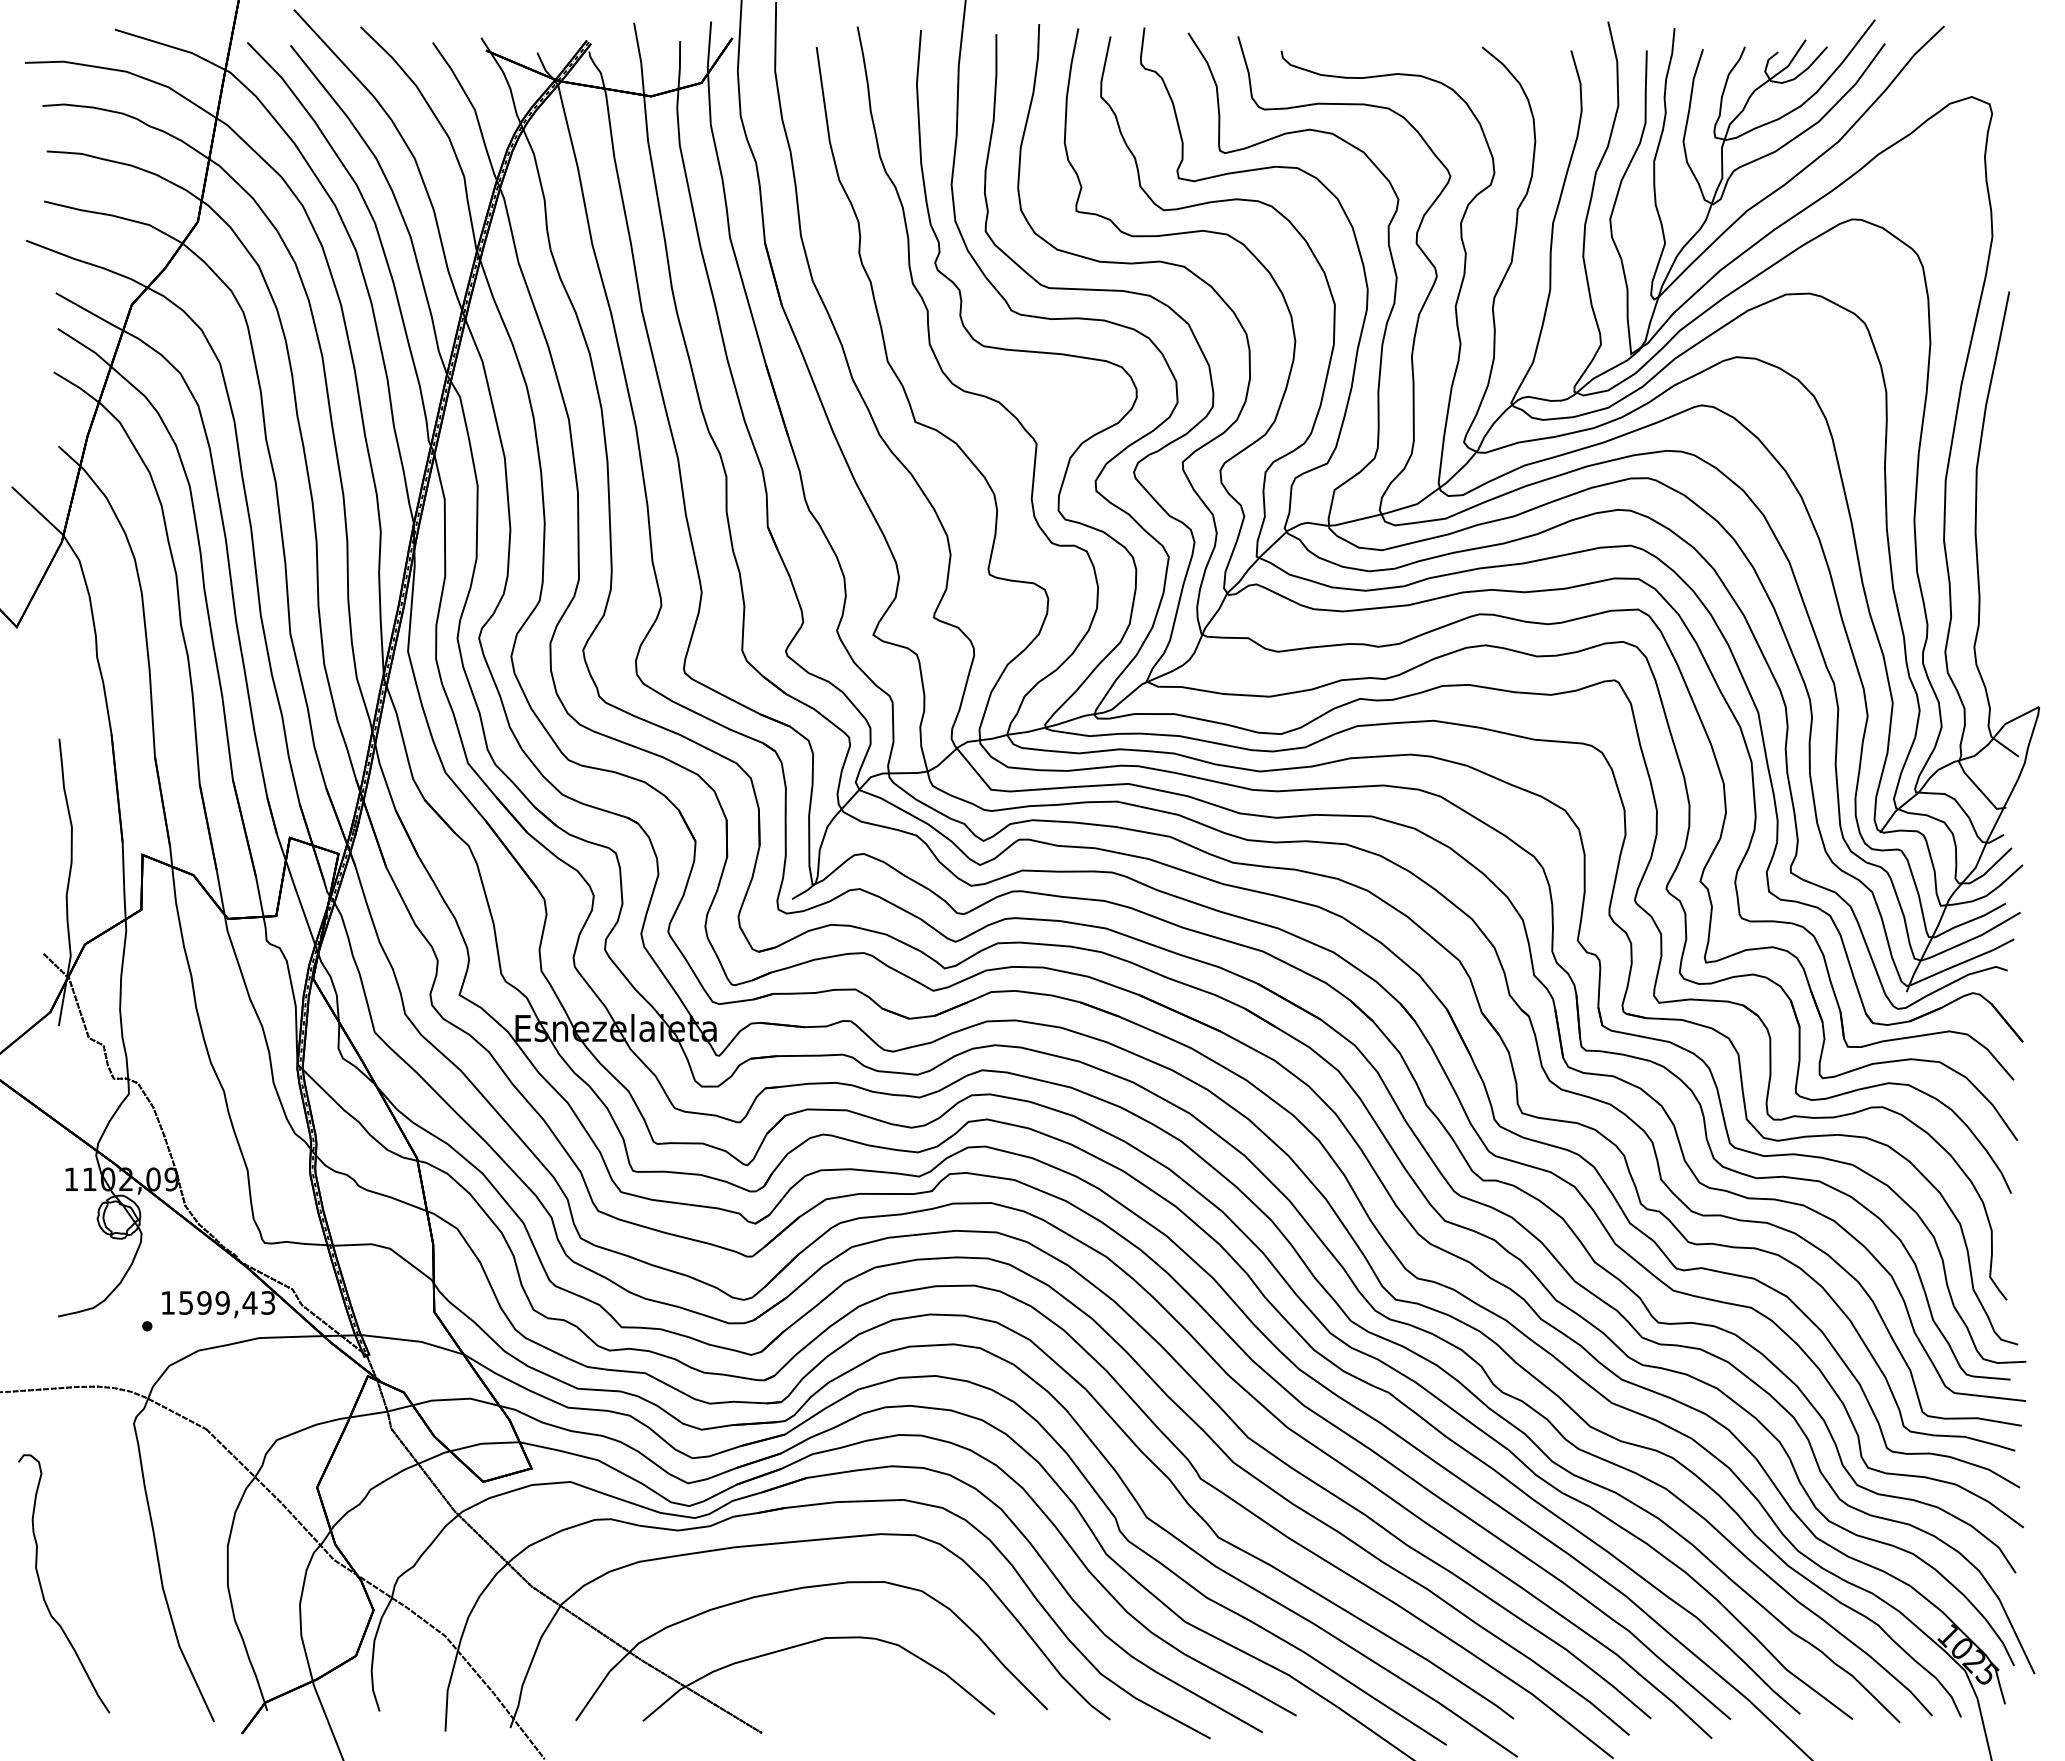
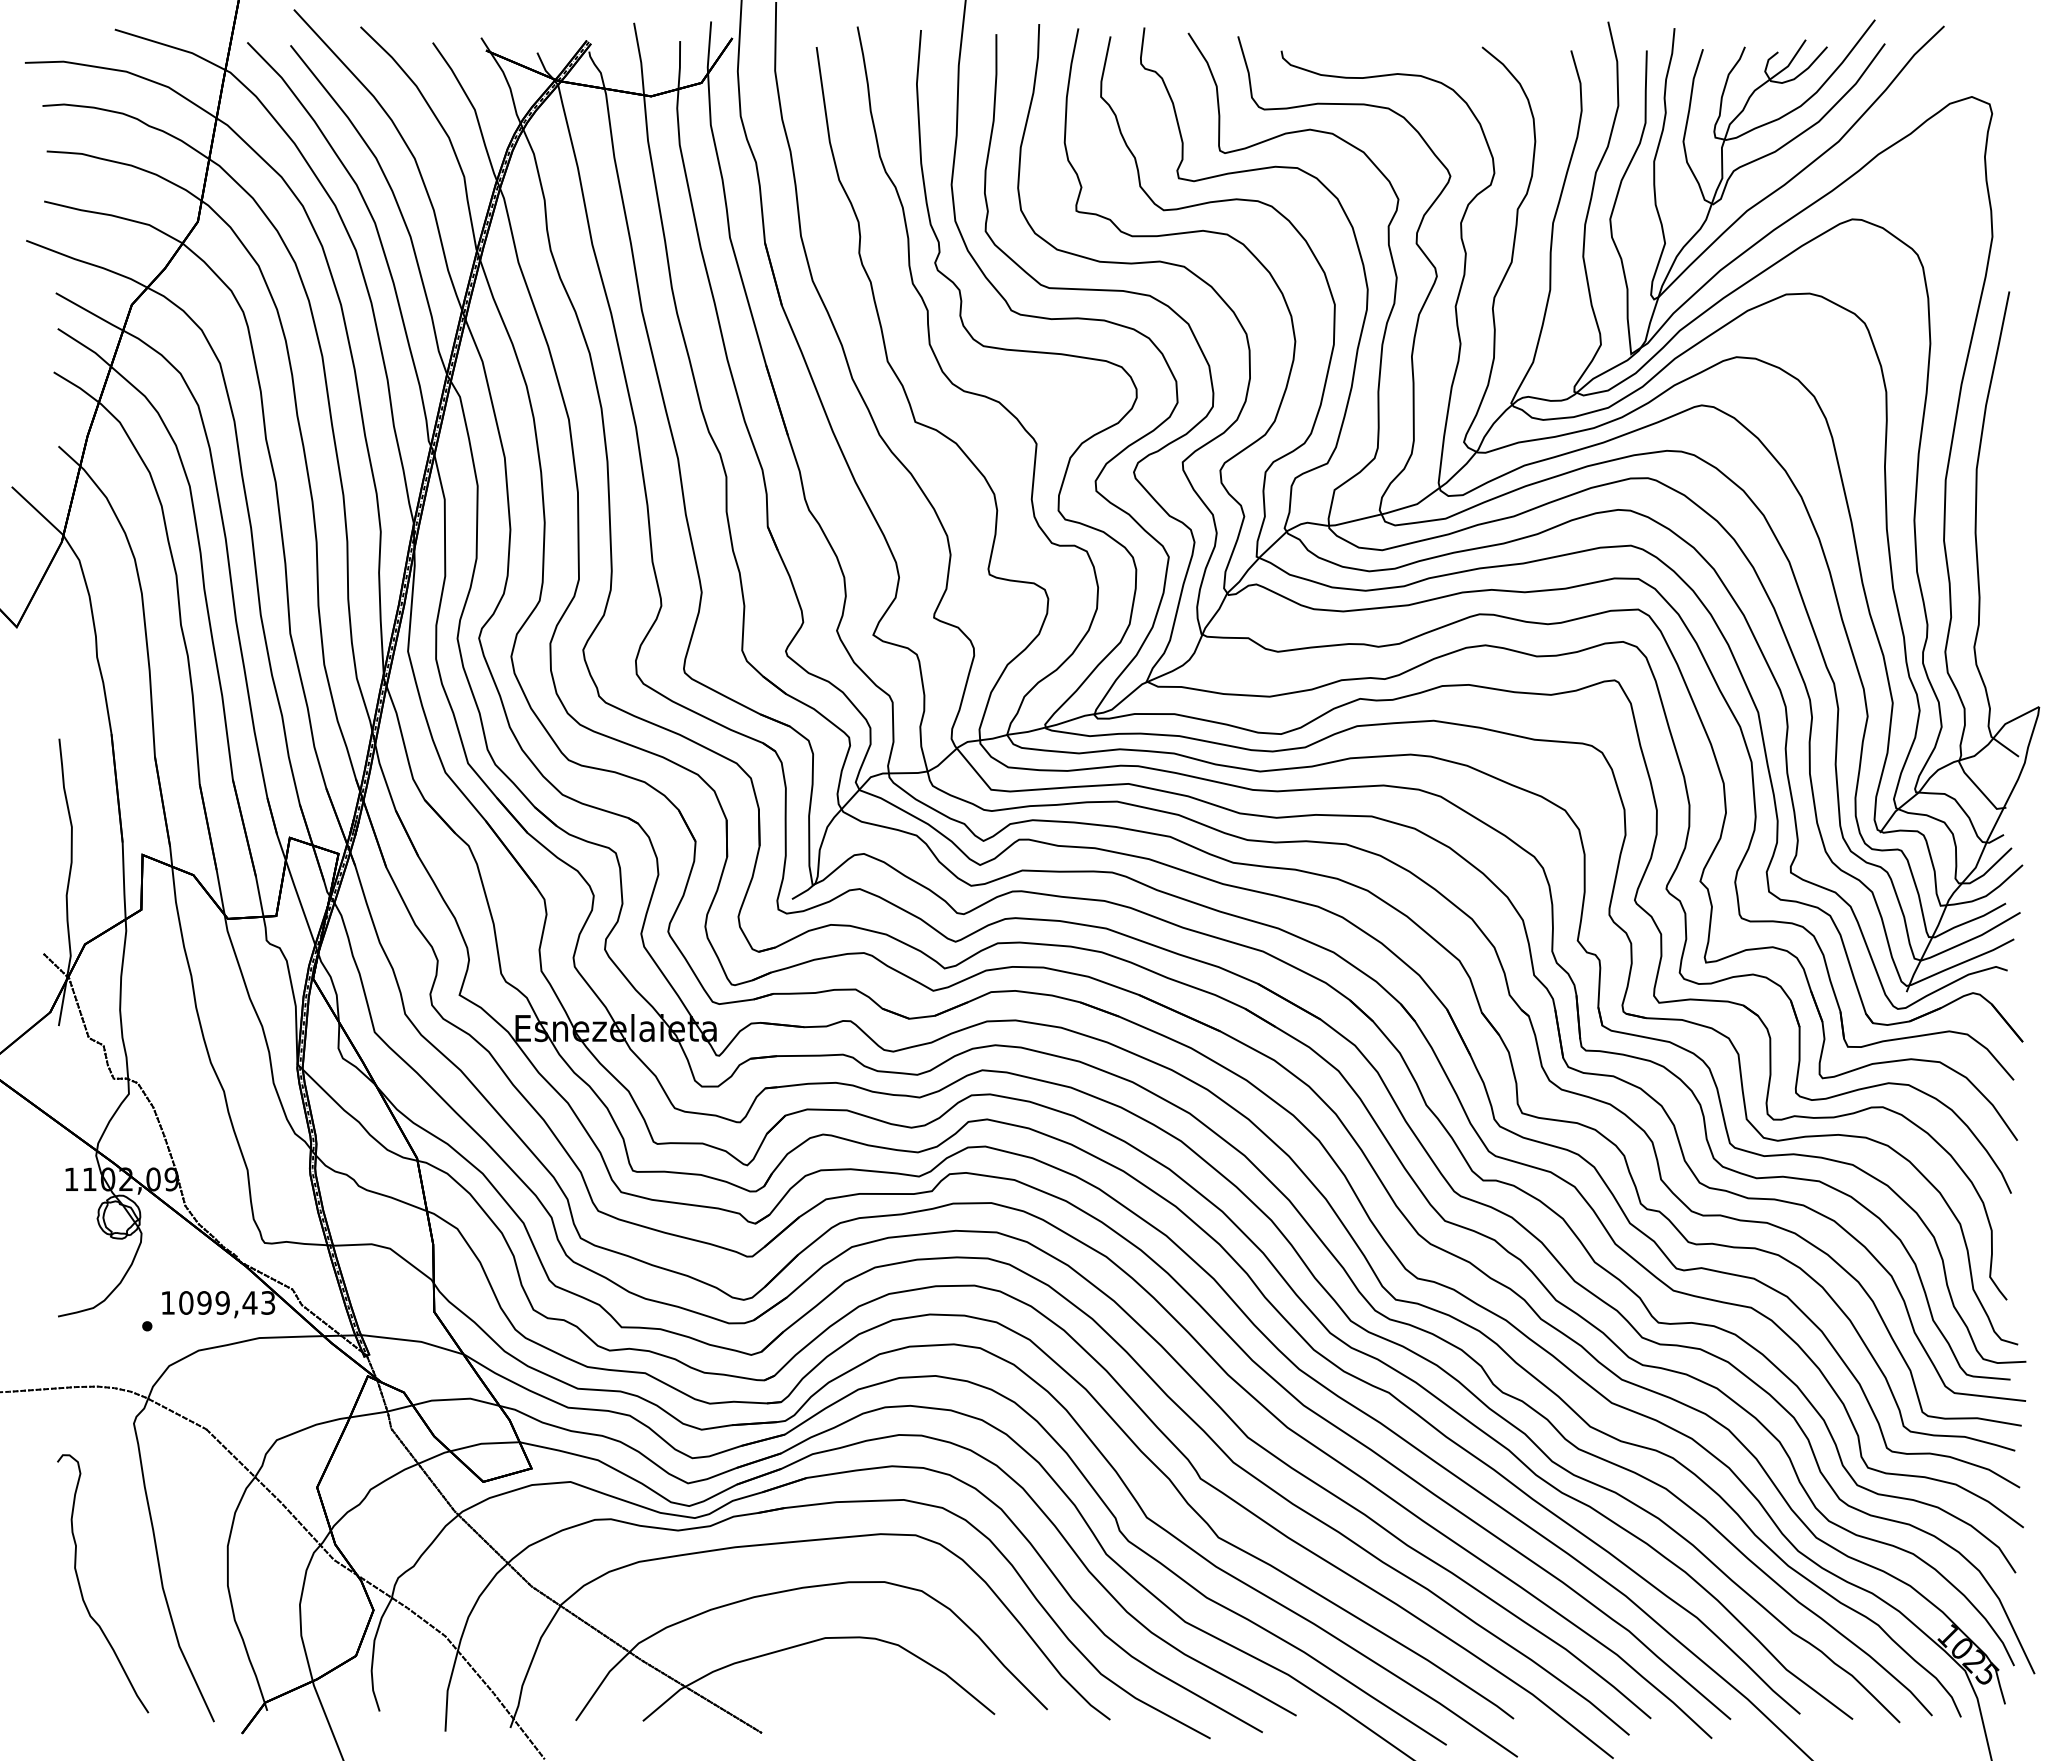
text: 1599,43 -> 1099,43 (186, 1302)
curve position: (42, 1588) -> (81, 1588) (81, 1588)
